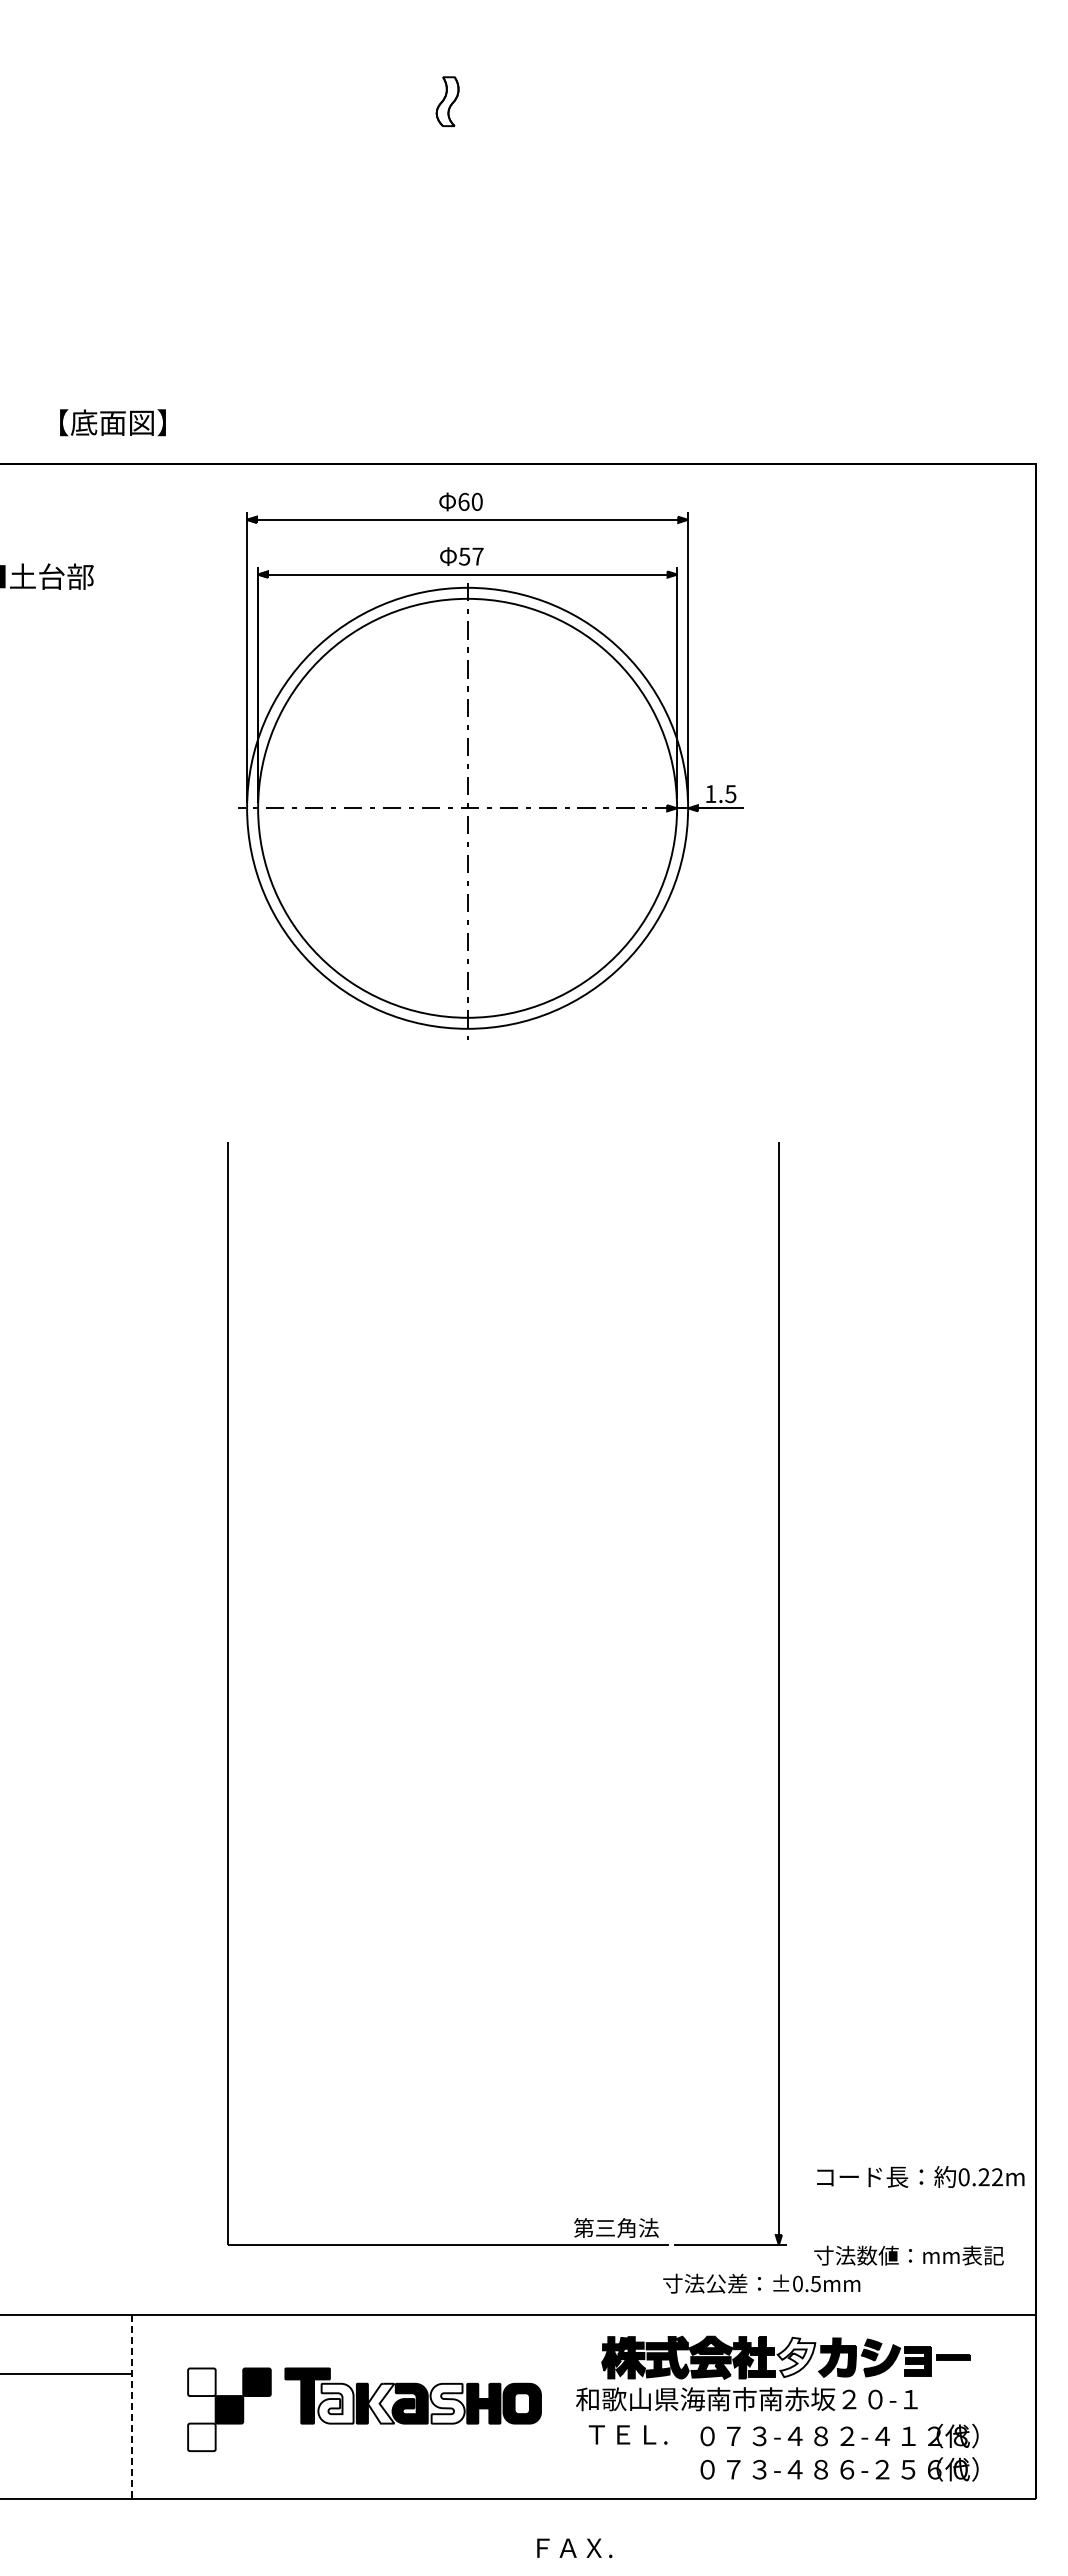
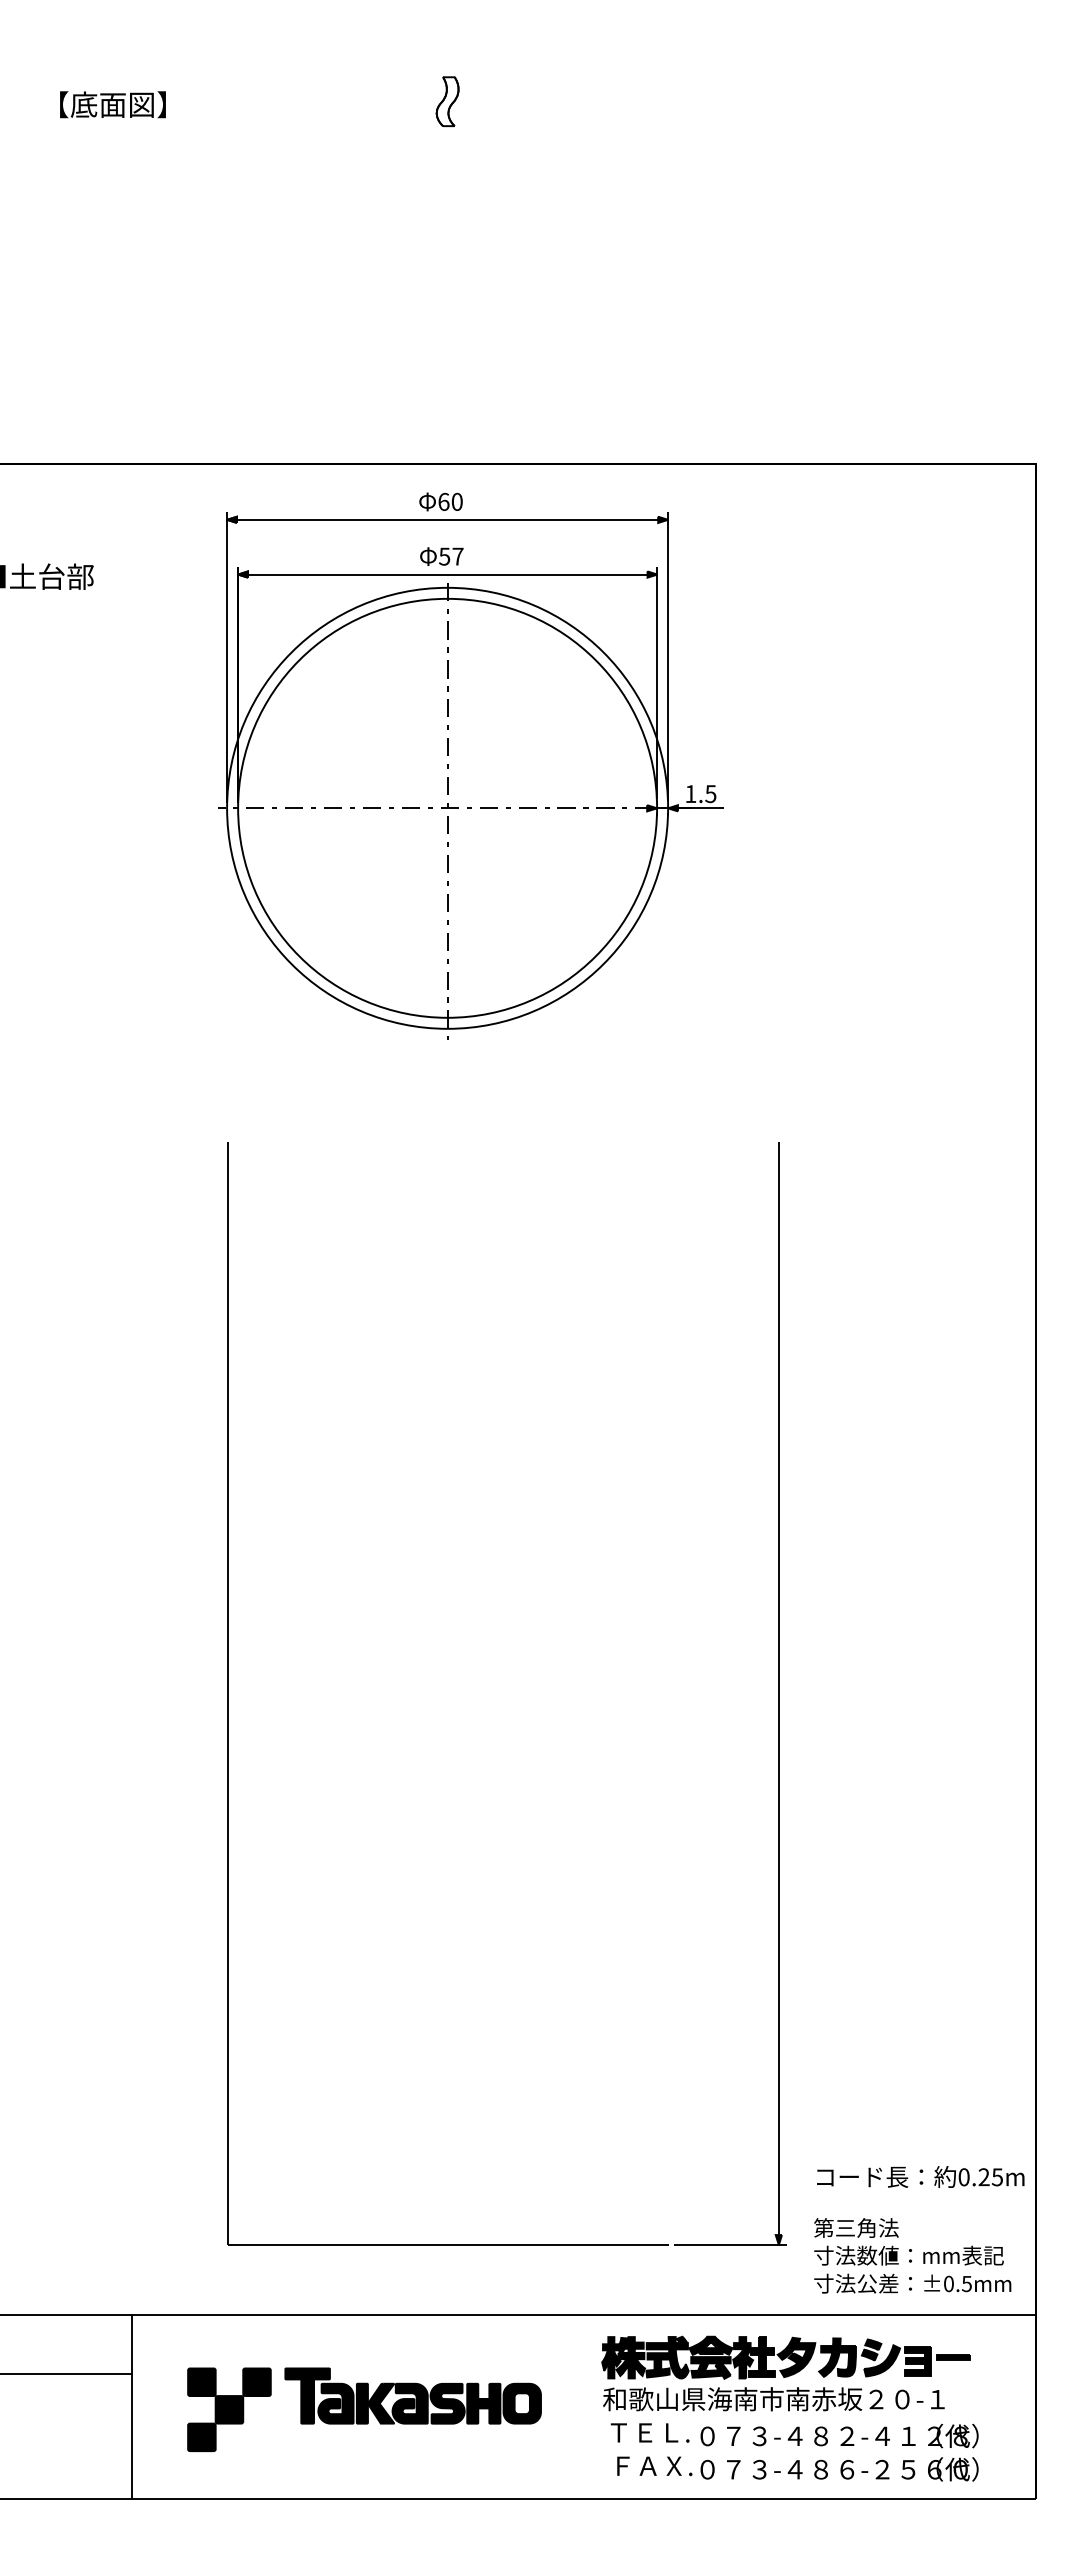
text position: (112, 422) -> (112, 104) (112, 104)
part position: (490, 765) -> (470, 765) (470, 765)
text: 0.22m -> 0.25m (996, 2177)
text position: (616, 2227) -> (856, 2227) (856, 2227)
text position: (761, 2283) -> (912, 2283) (912, 2283)
fill: none -> present (796, 2357)
fill: none -> present (201, 2382)
text position: (746, 2399) -> (773, 2399) (773, 2399)
fill: none -> present (335, 2403)
fill: none -> present (380, 2403)
fill: none -> present (447, 2403)
line: dashed -> solid (132, 2406)
text position: (627, 2434) -> (649, 2432) (649, 2432)
fill: none -> present (201, 2437)
text position: (574, 2548) -> (654, 2466) (654, 2466)
